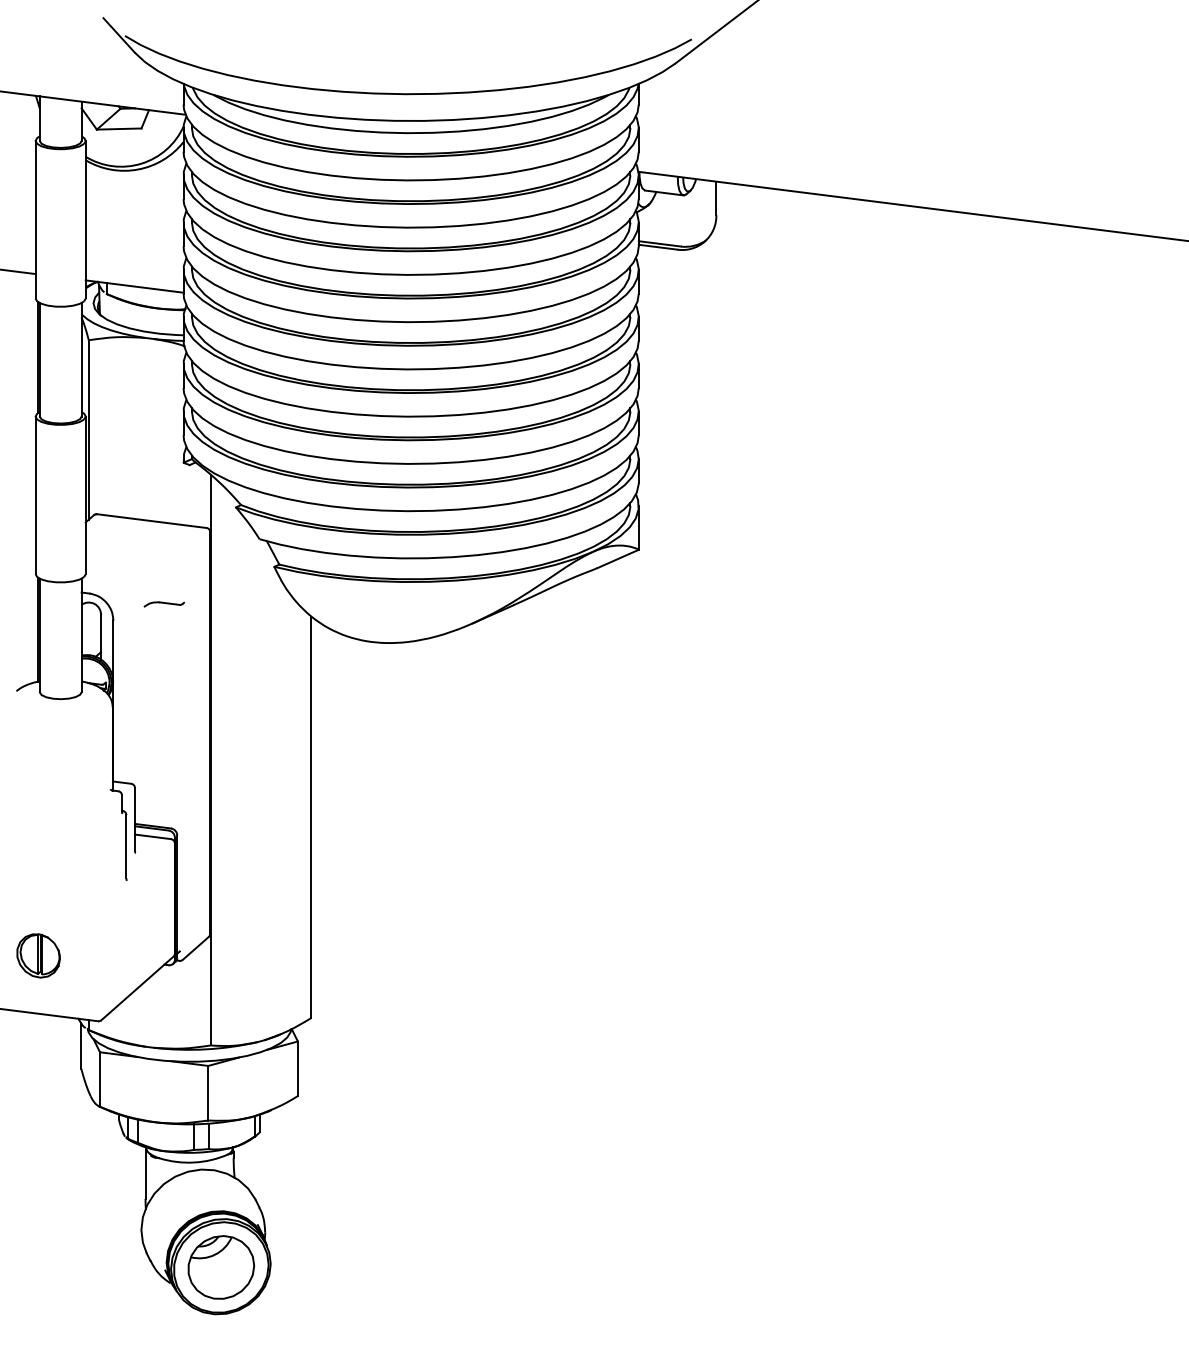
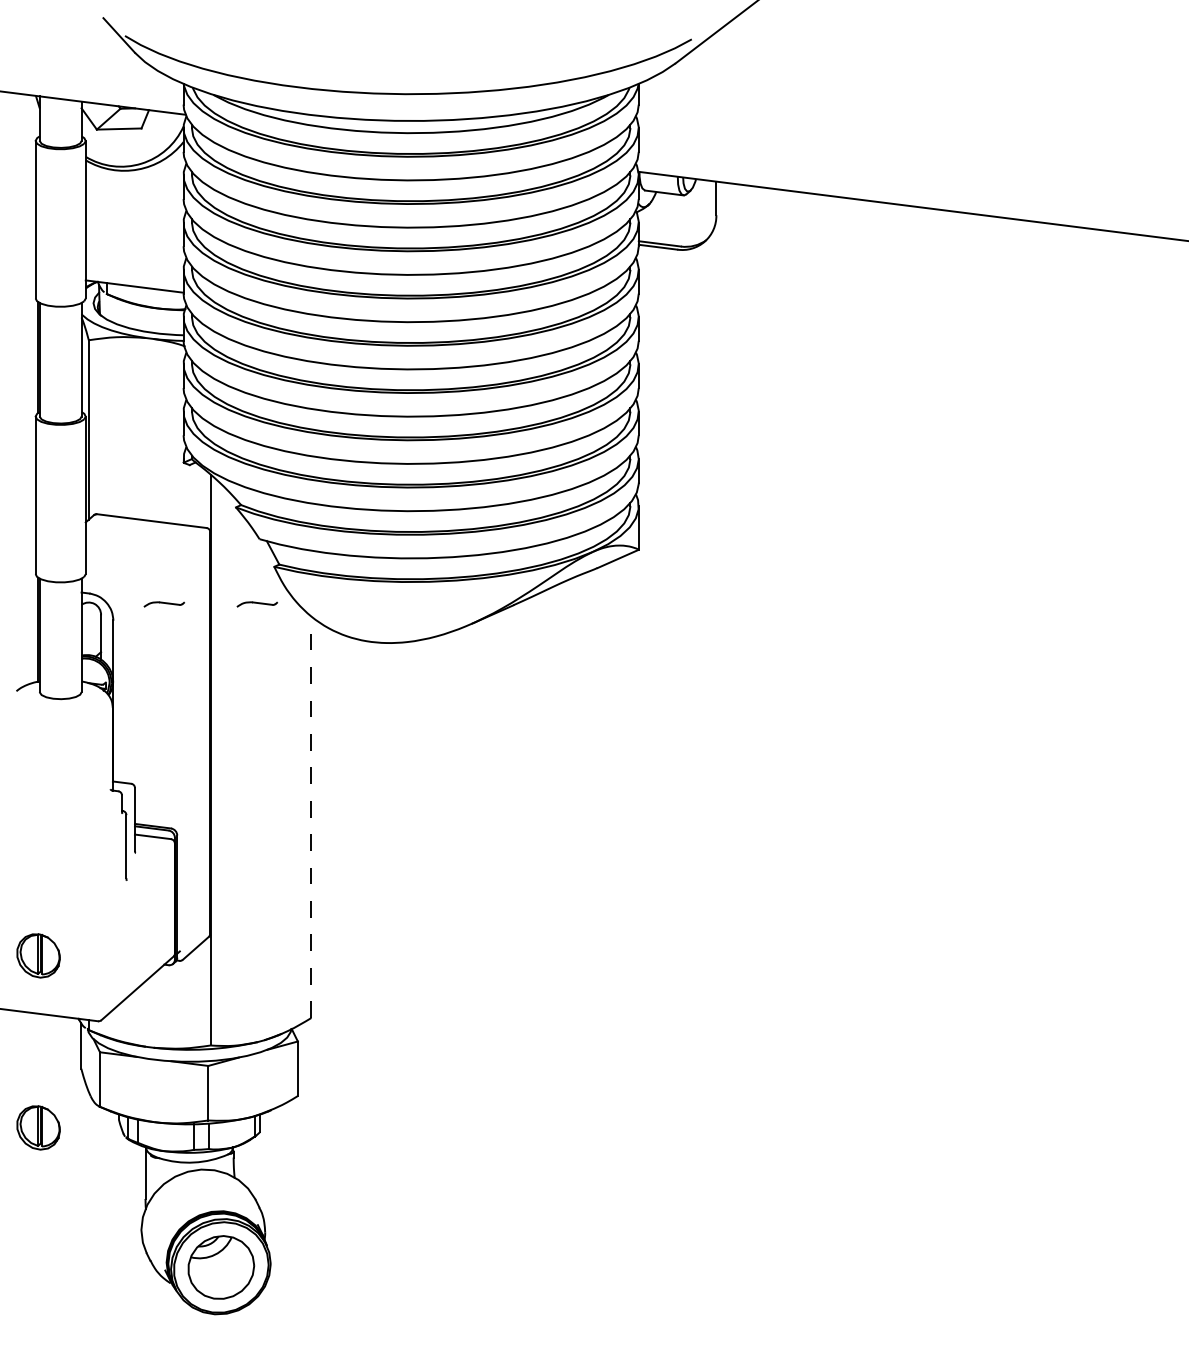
line: present -> none (18, 271)
part: none -> present (256, 604)
line: solid -> dashed (311, 817)
part: none -> present (38, 1127)
